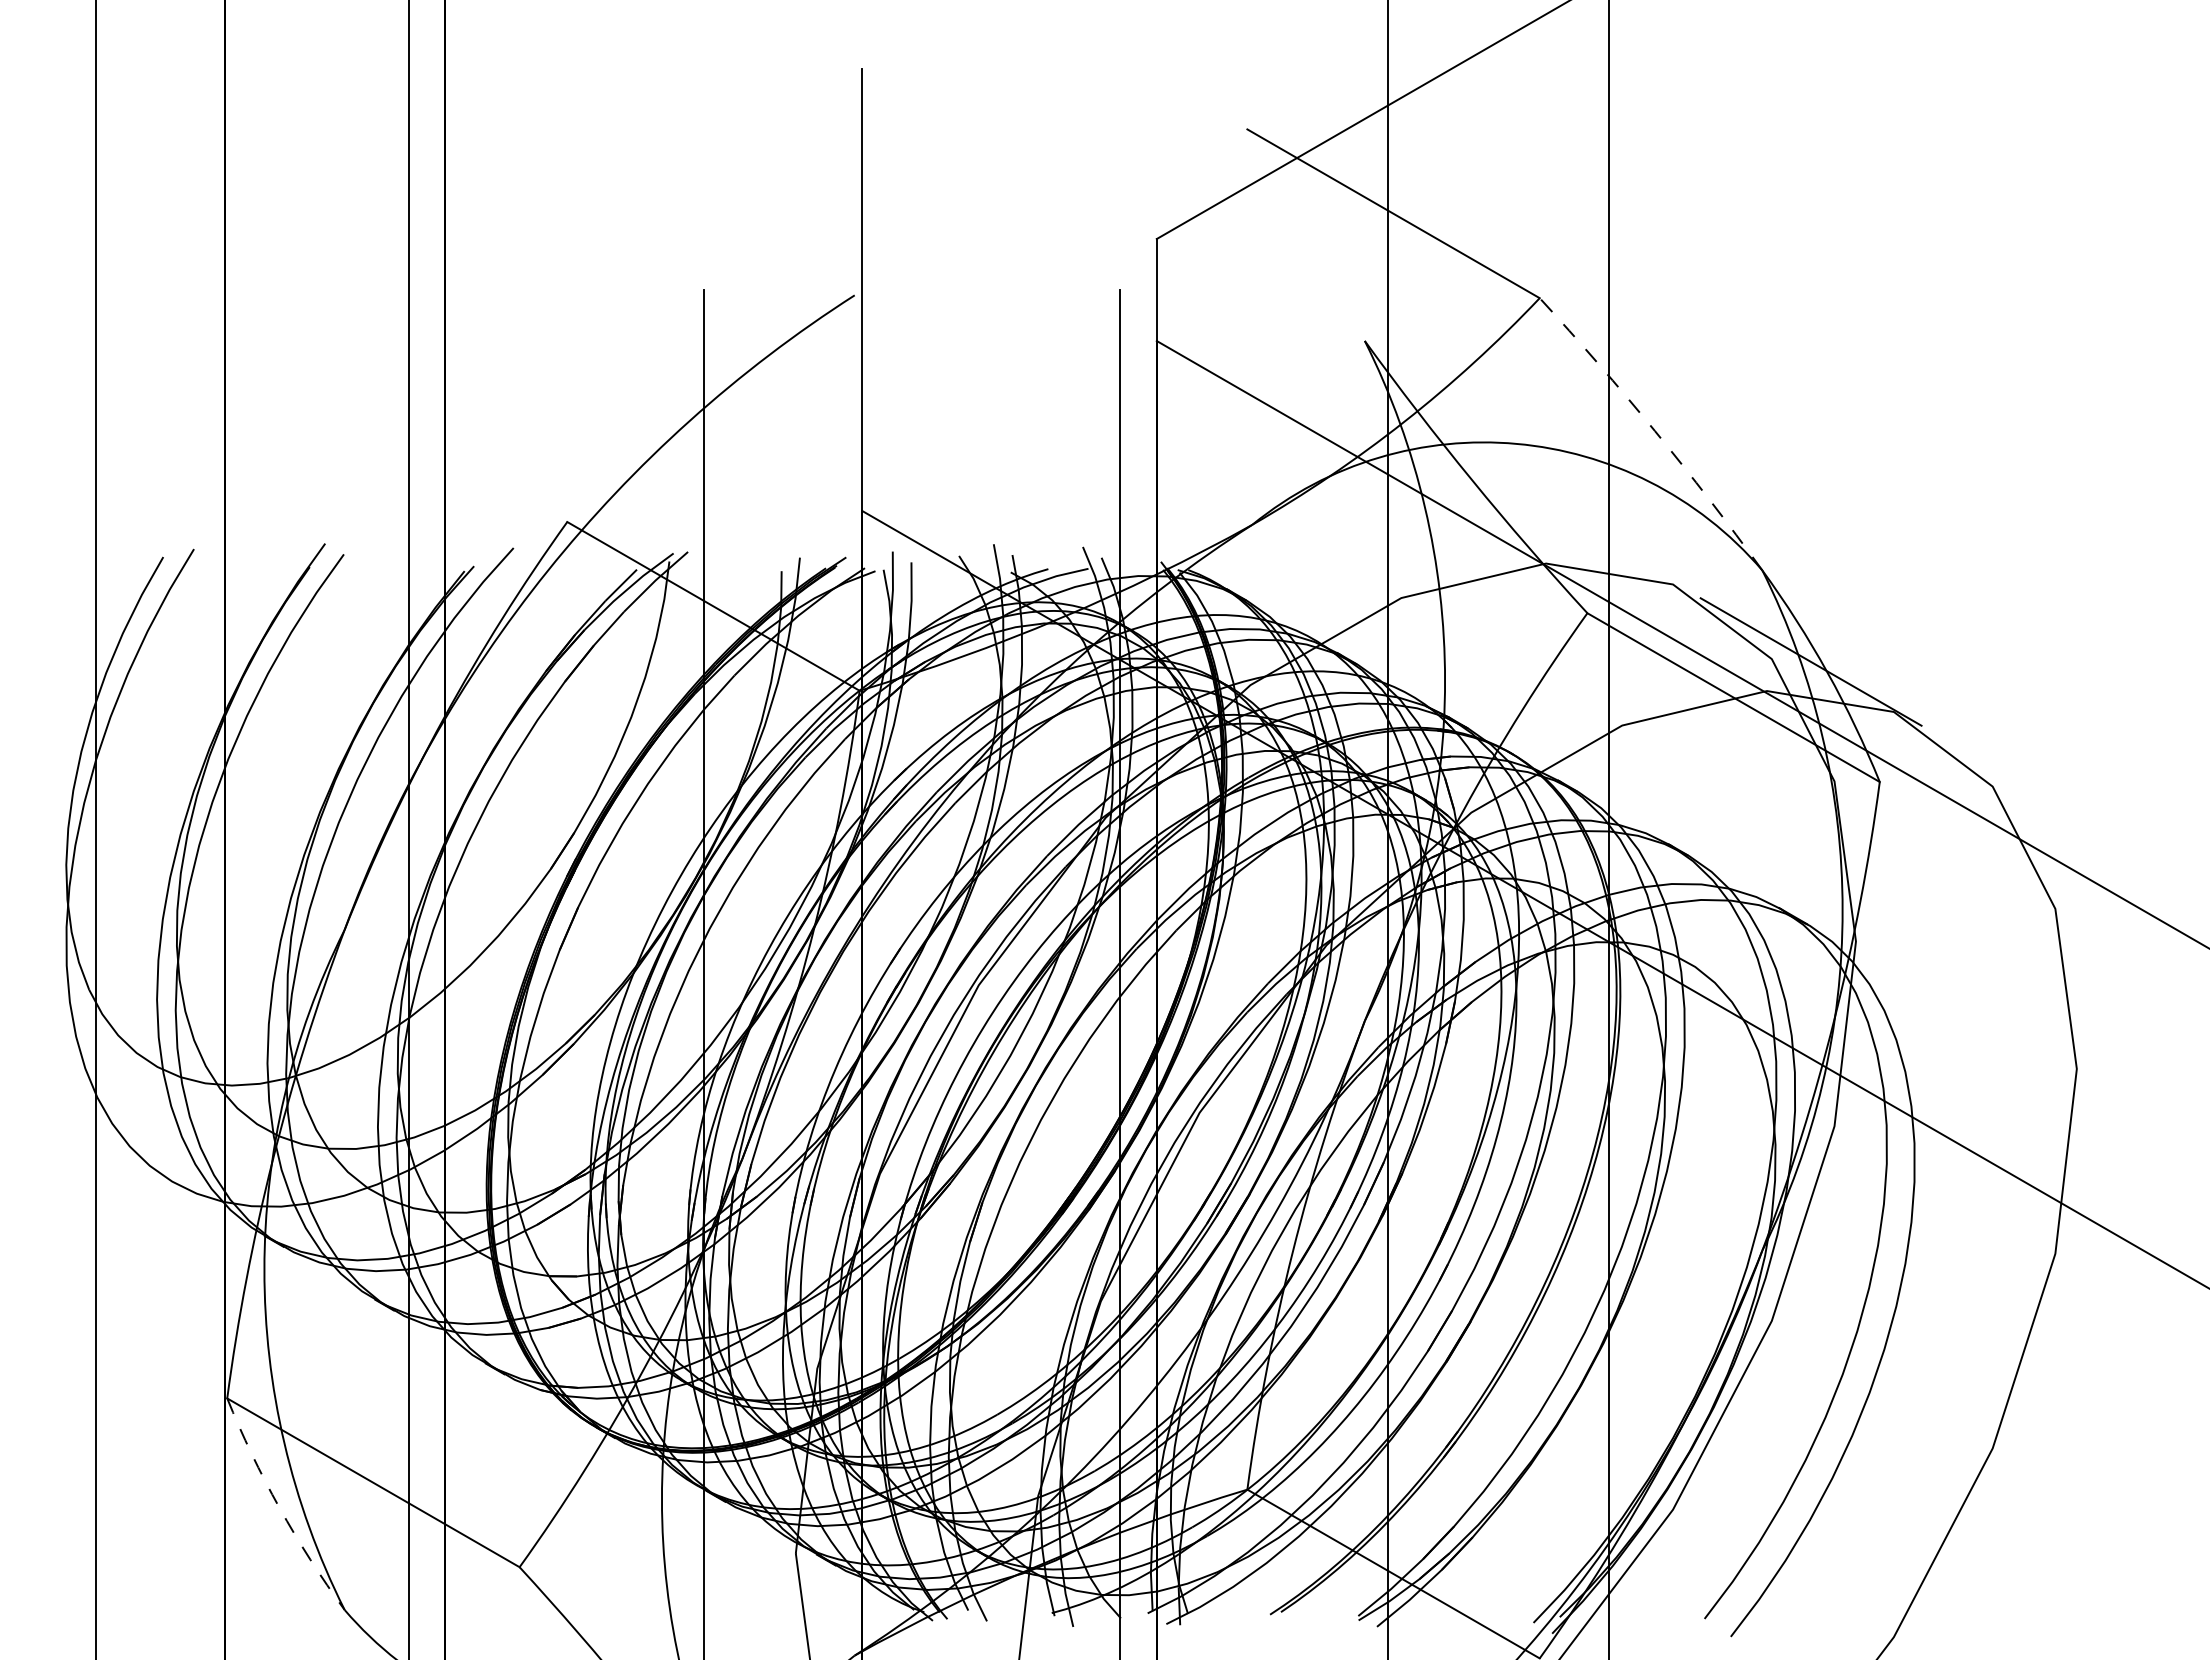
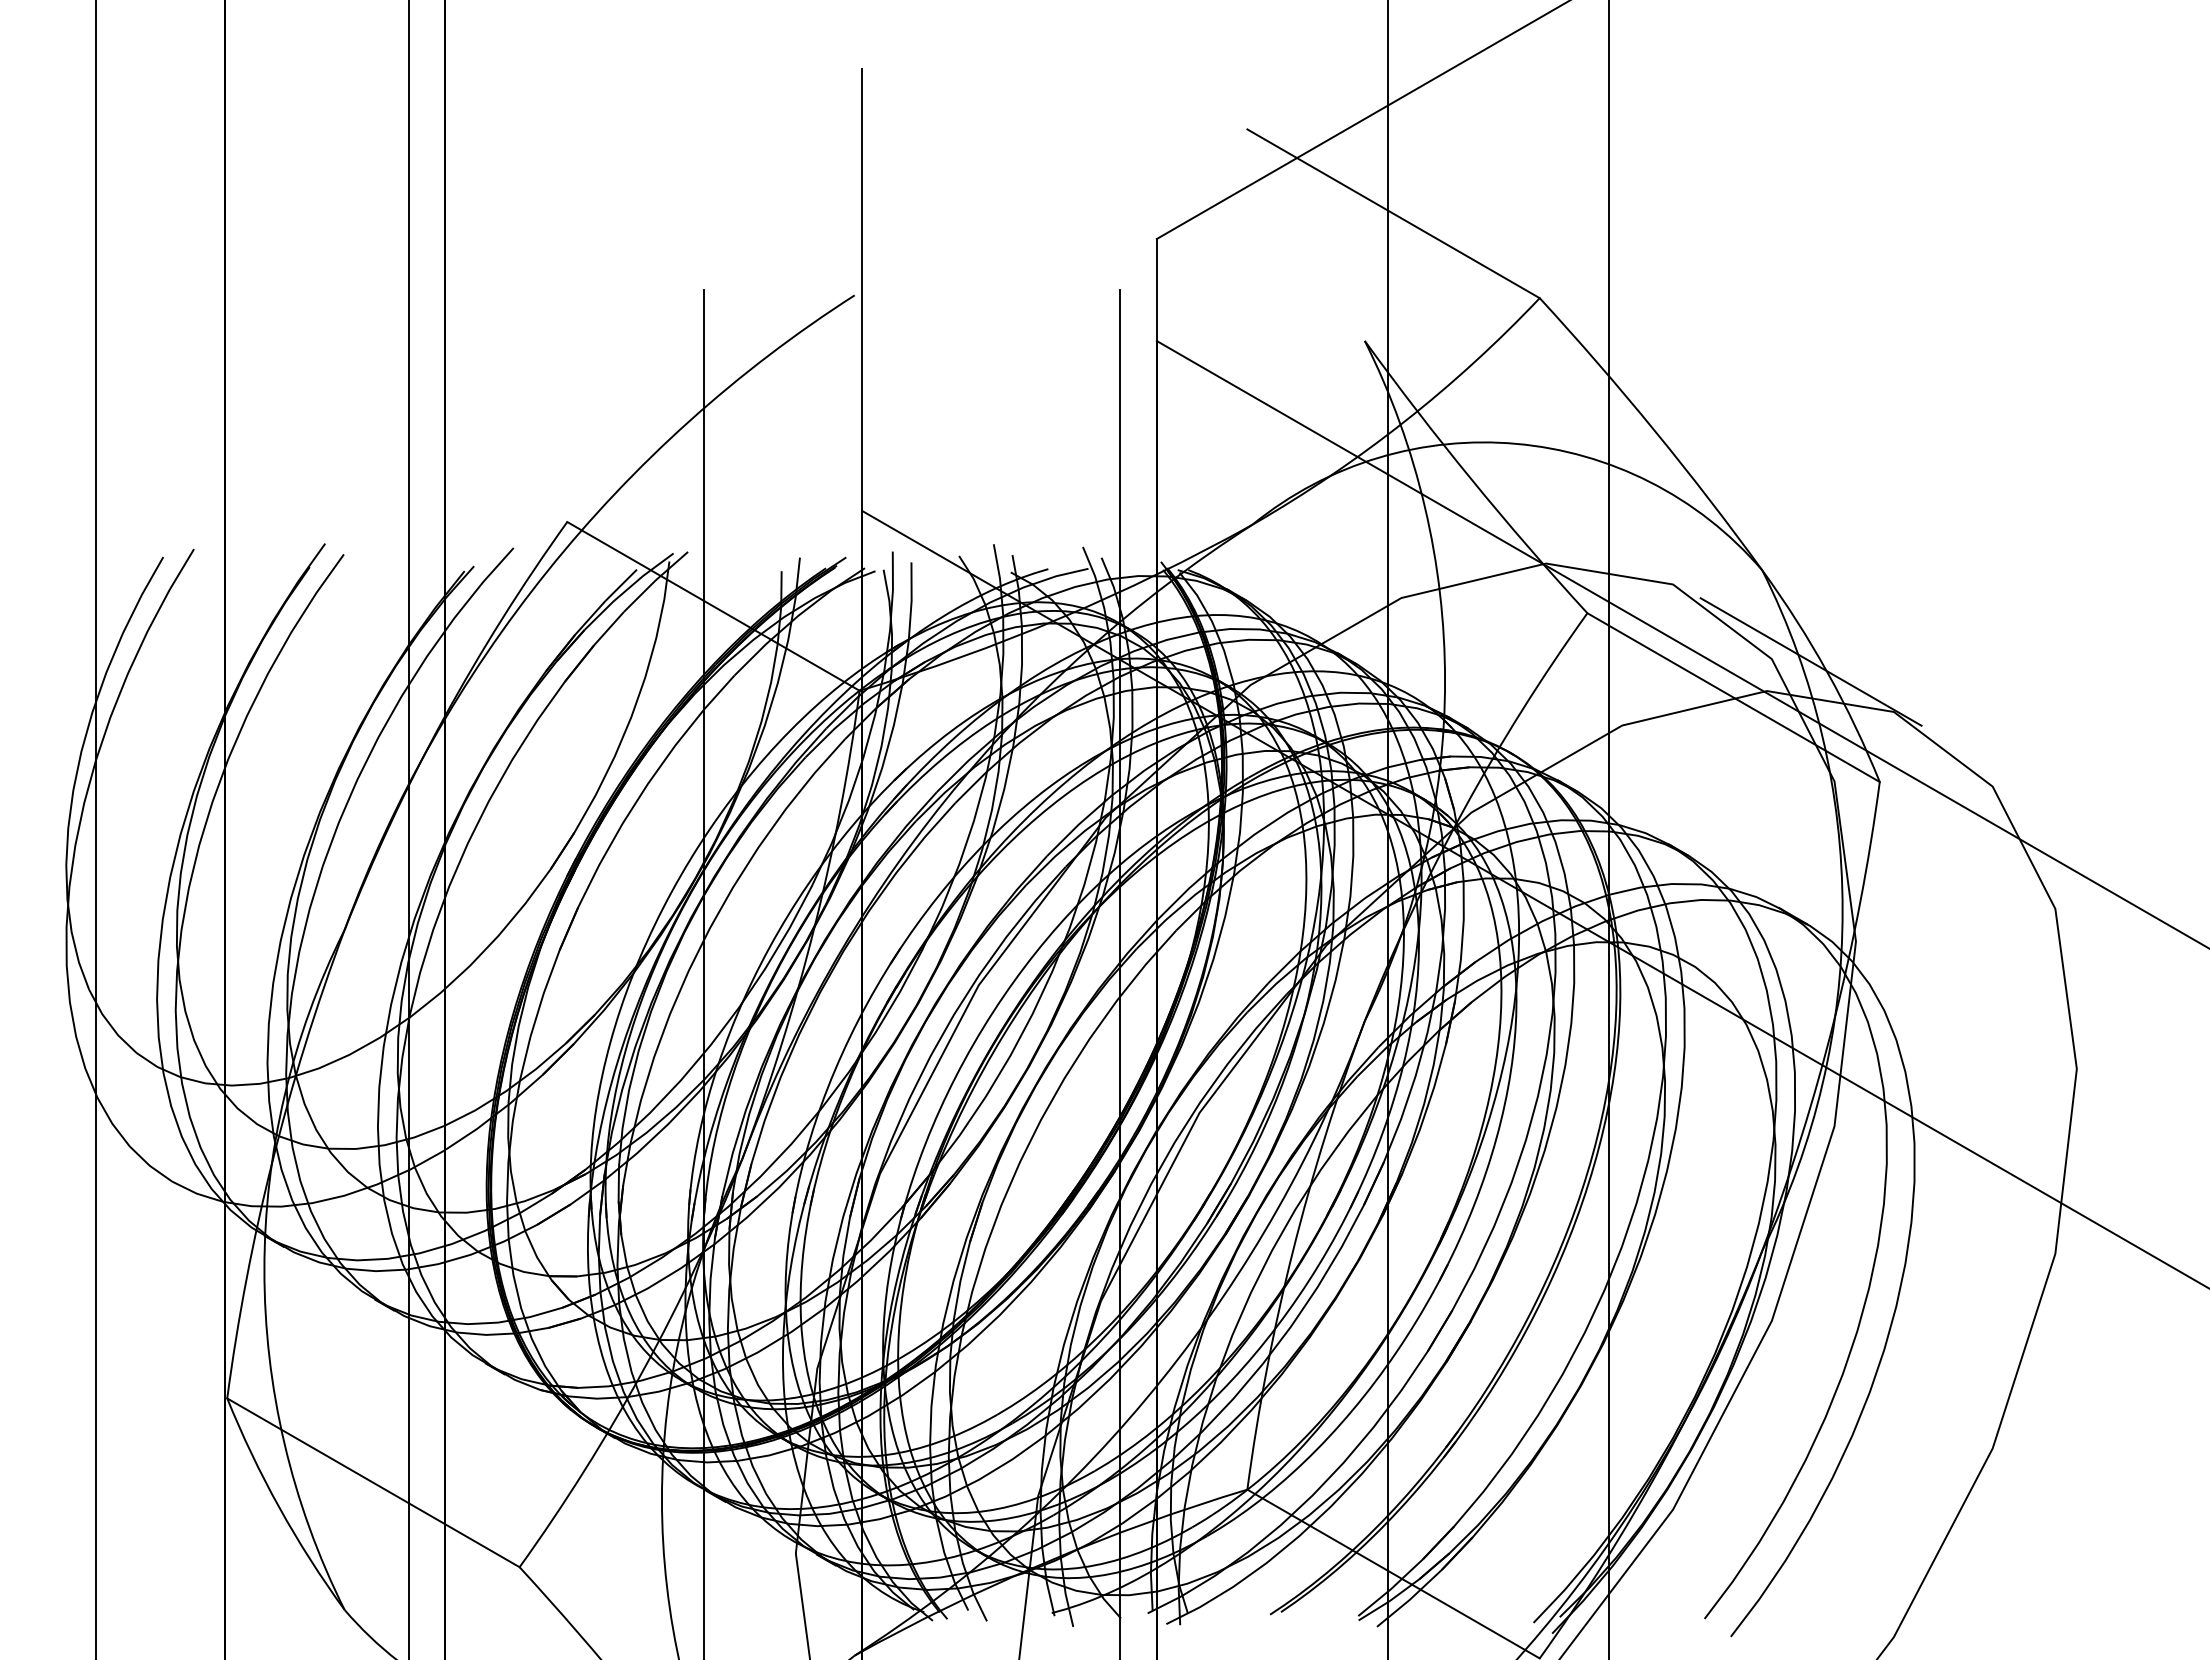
arc: dashed -> solid (1654, 431)
arc: dashed -> solid (279, 1507)
